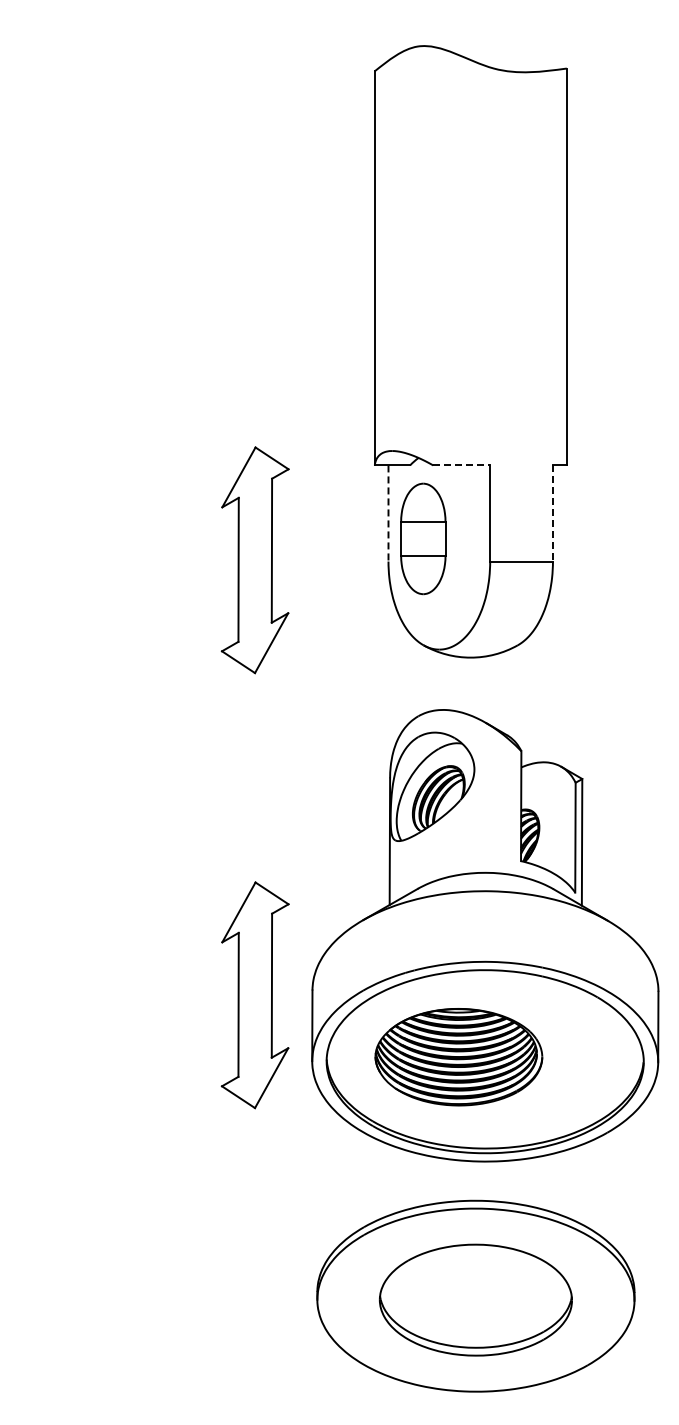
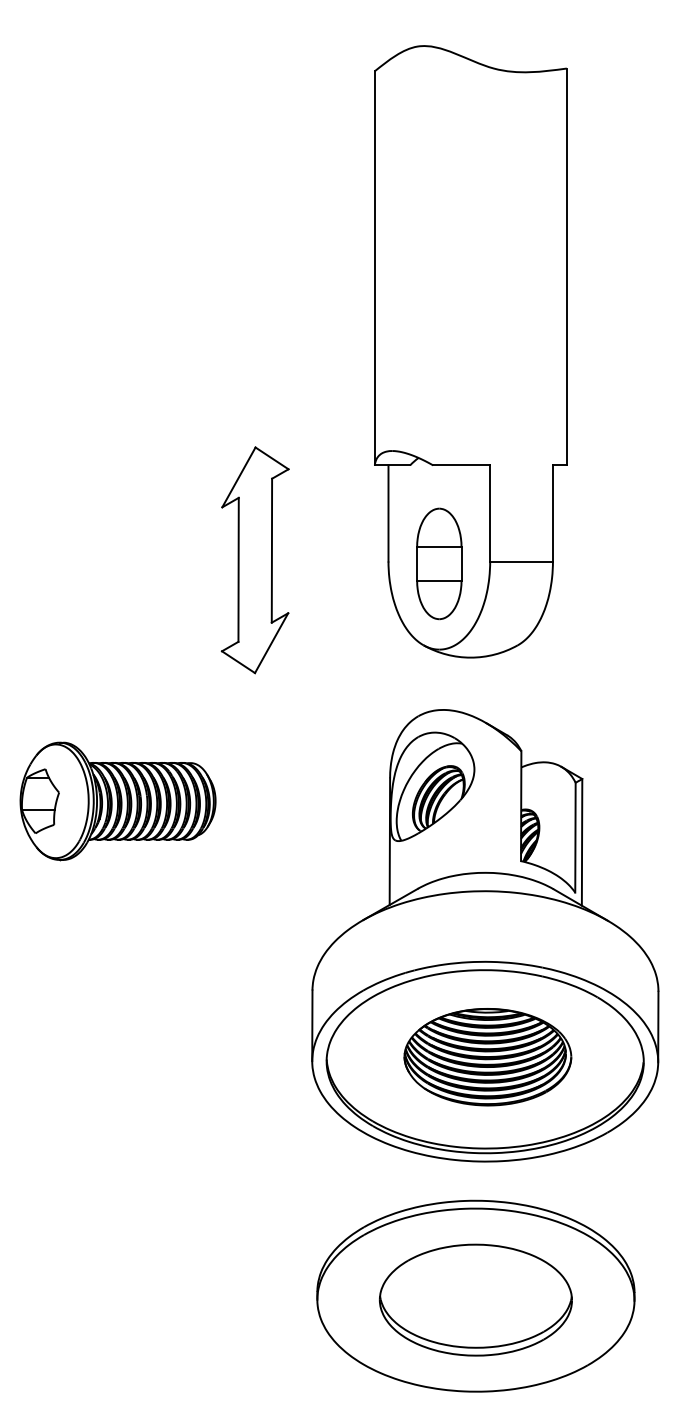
line: dashed -> solid (462, 465)
line: dashed -> solid (388, 513)
line: dashed -> solid (552, 513)
part position: (423, 538) -> (439, 563) (439, 563)
part: none -> present (117, 801)
part: present -> none (254, 995)
part position: (458, 1057) -> (487, 1057) (487, 1057)
